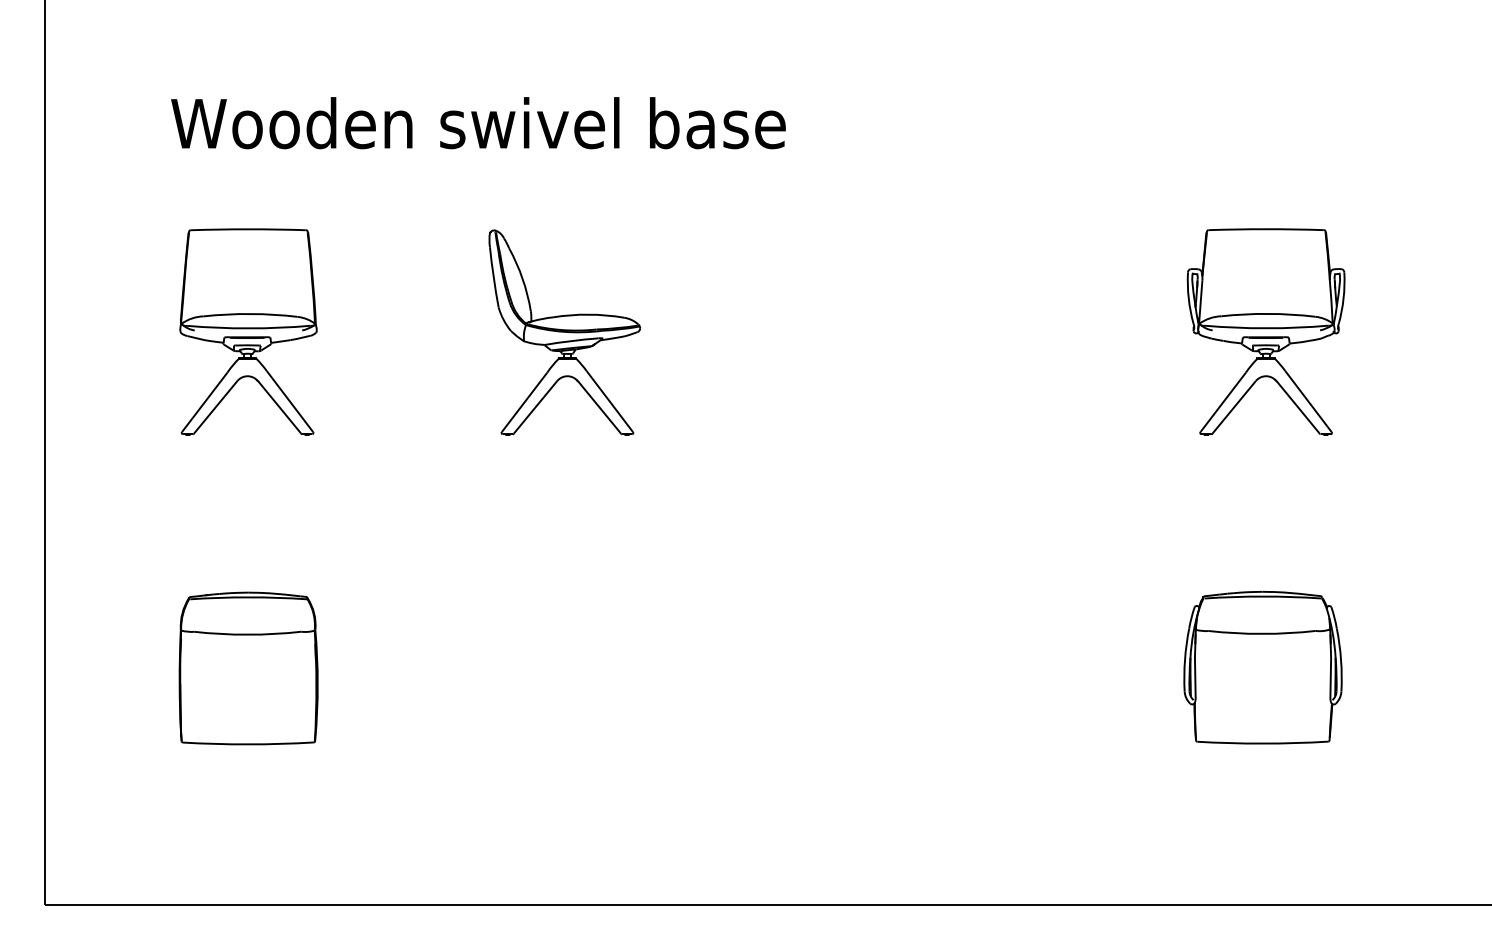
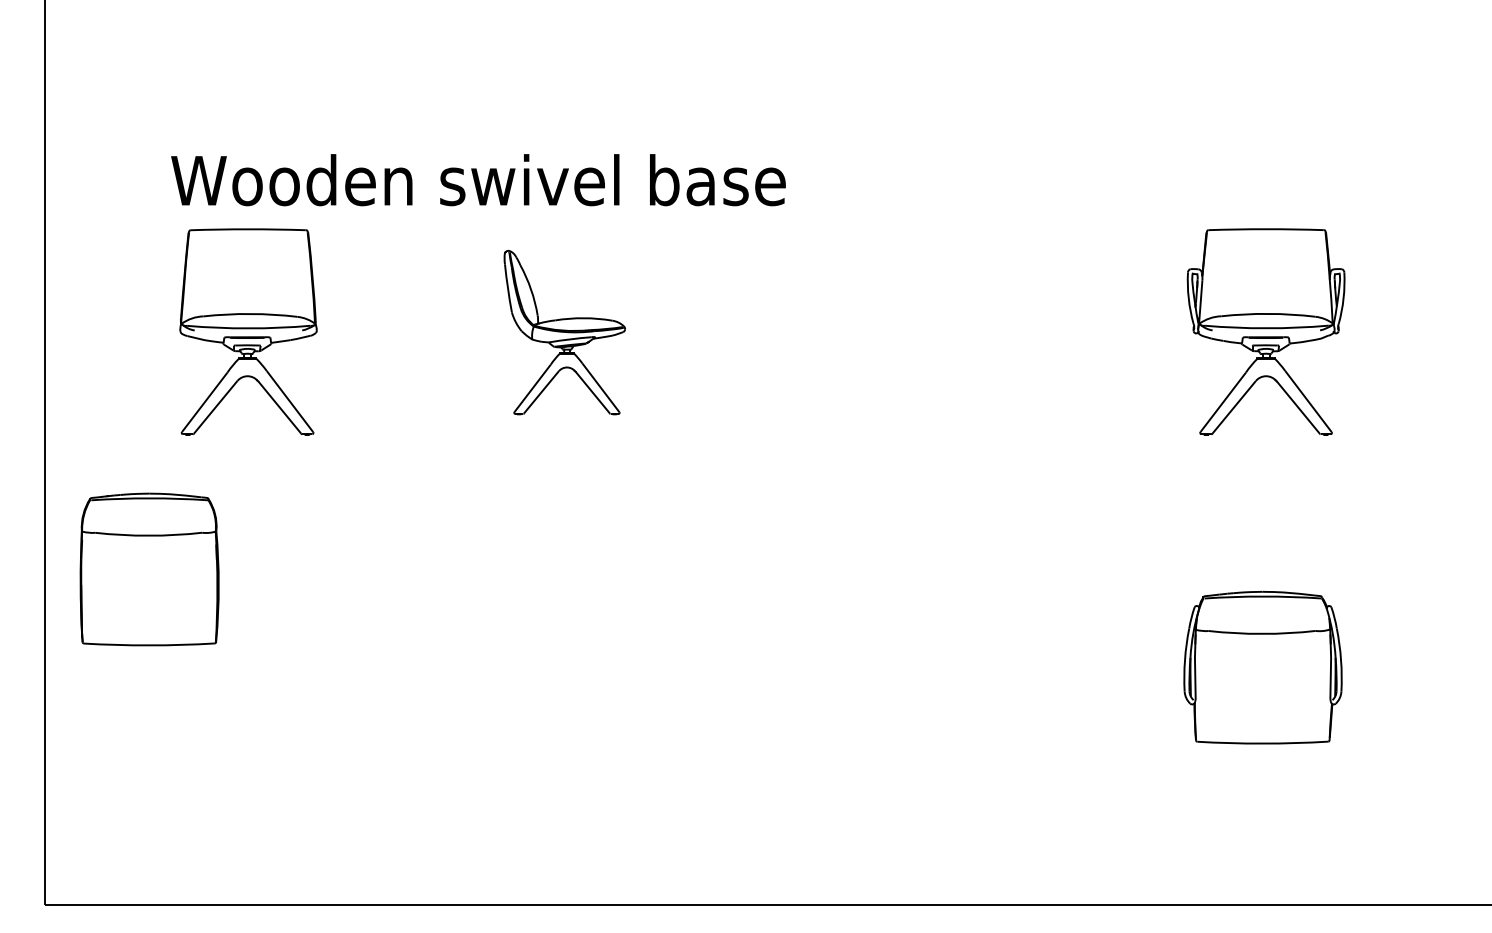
text position: (478, 123) -> (478, 180) (478, 180)
part size: 154x207 px -> 123x167 px (564, 332)
part position: (248, 668) -> (149, 569) (149, 569)
